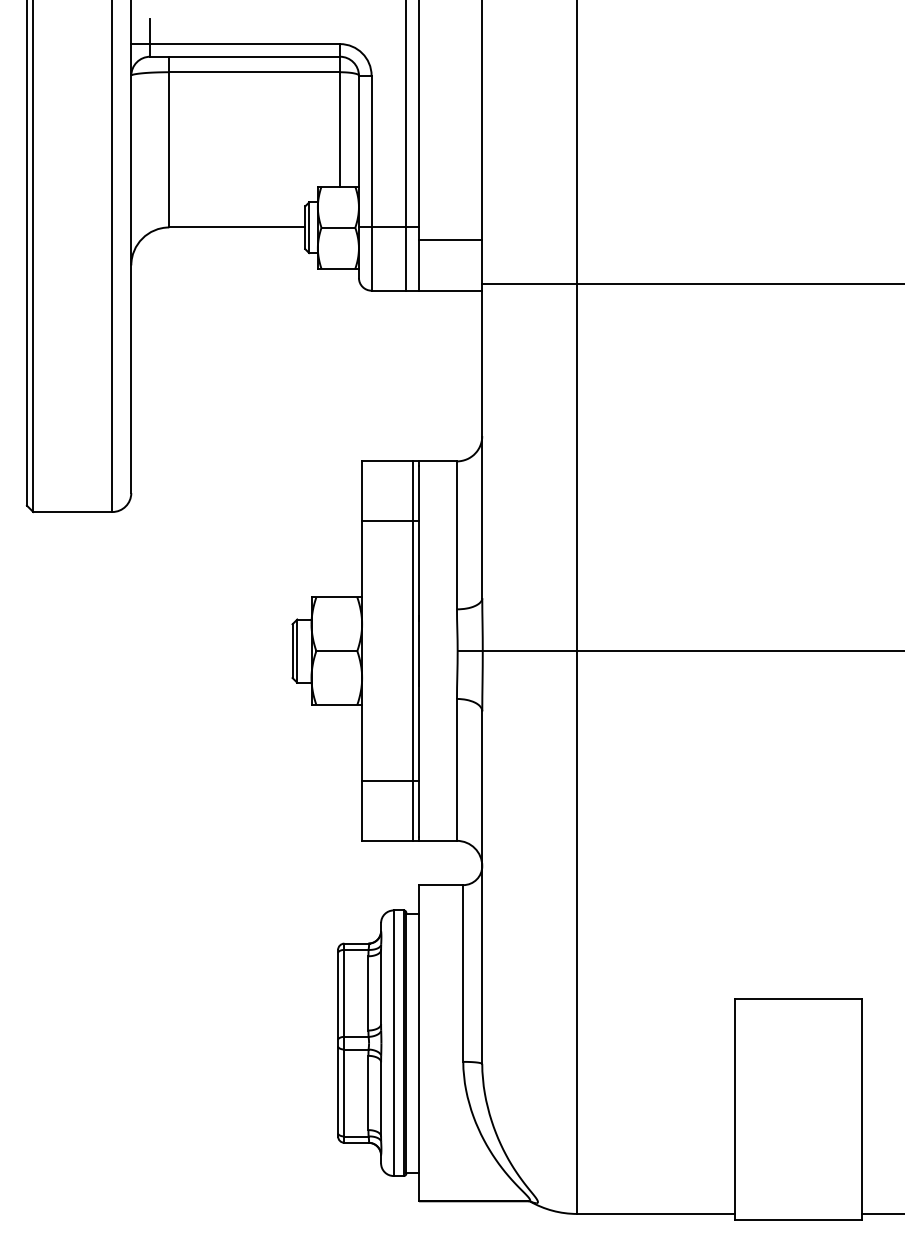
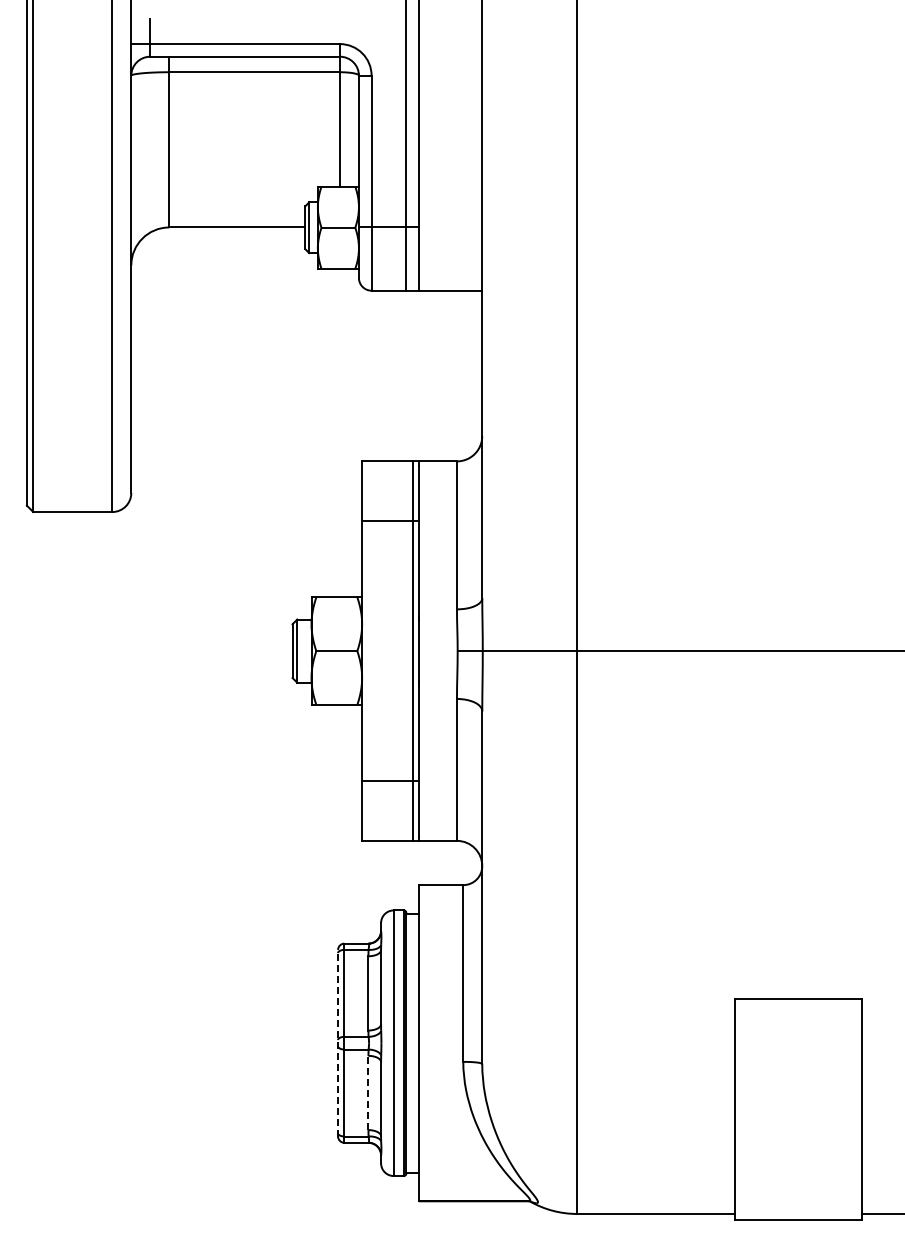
line: present -> none (450, 240)
line: present -> none (691, 284)
line: solid -> dashed (338, 1042)
line: solid -> dashed (368, 1092)
